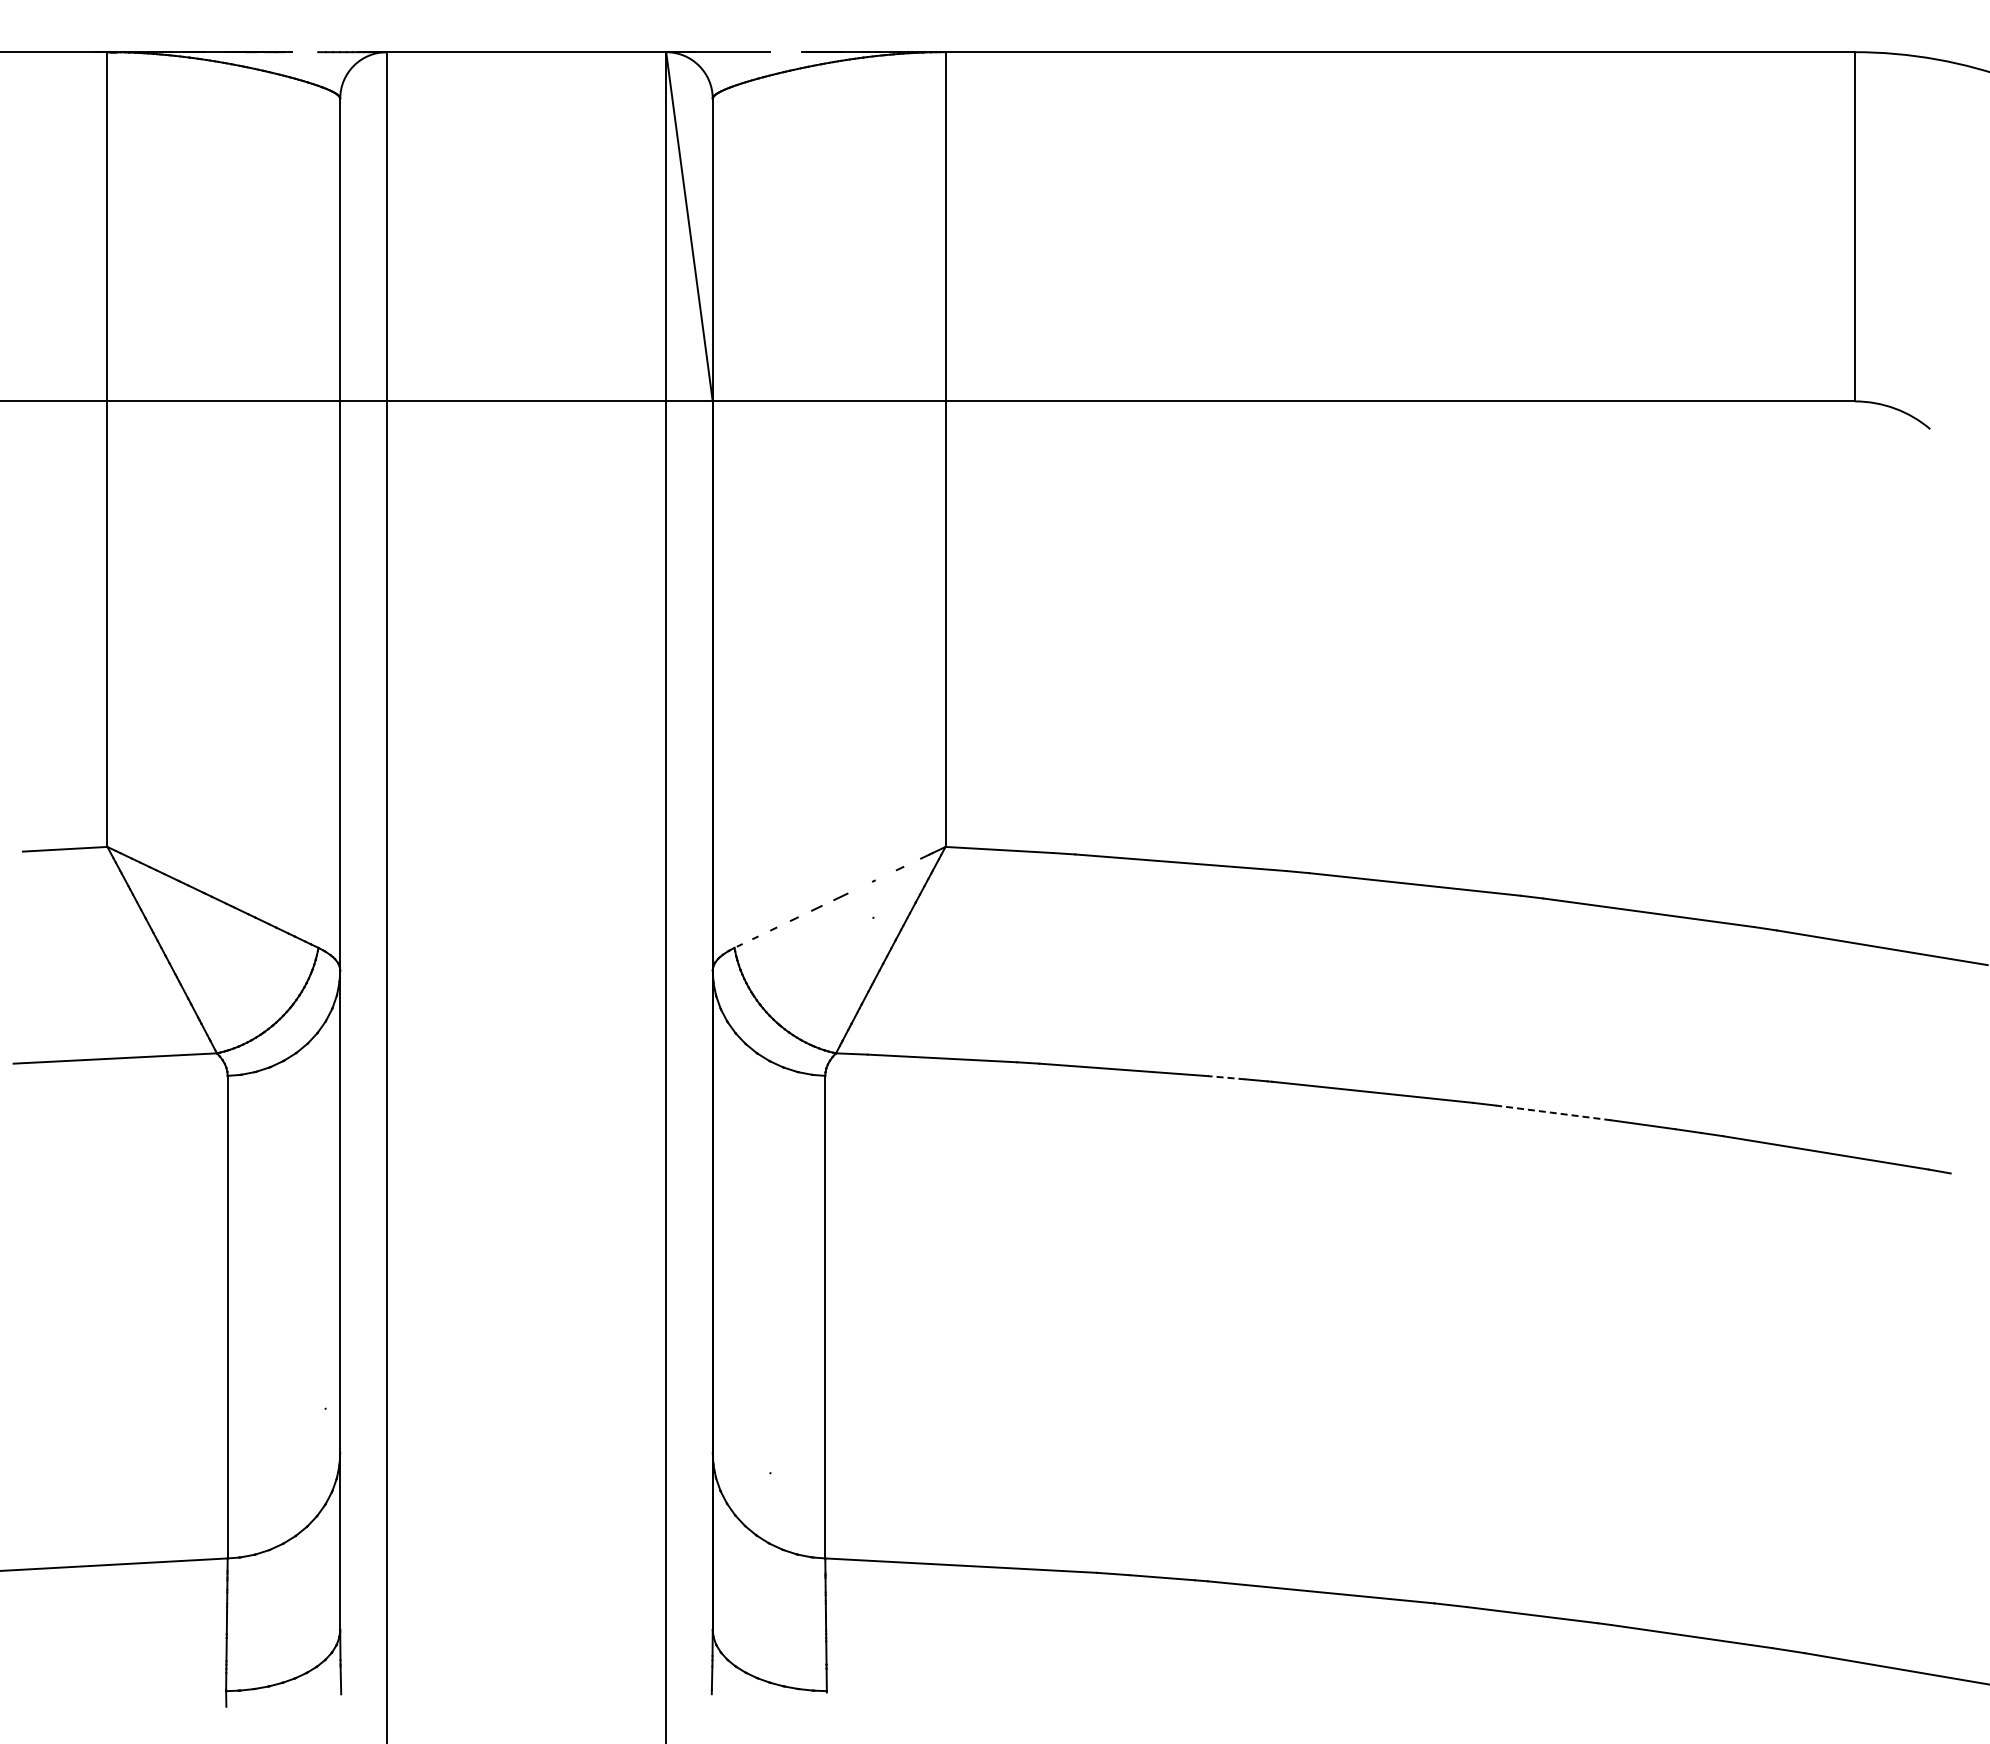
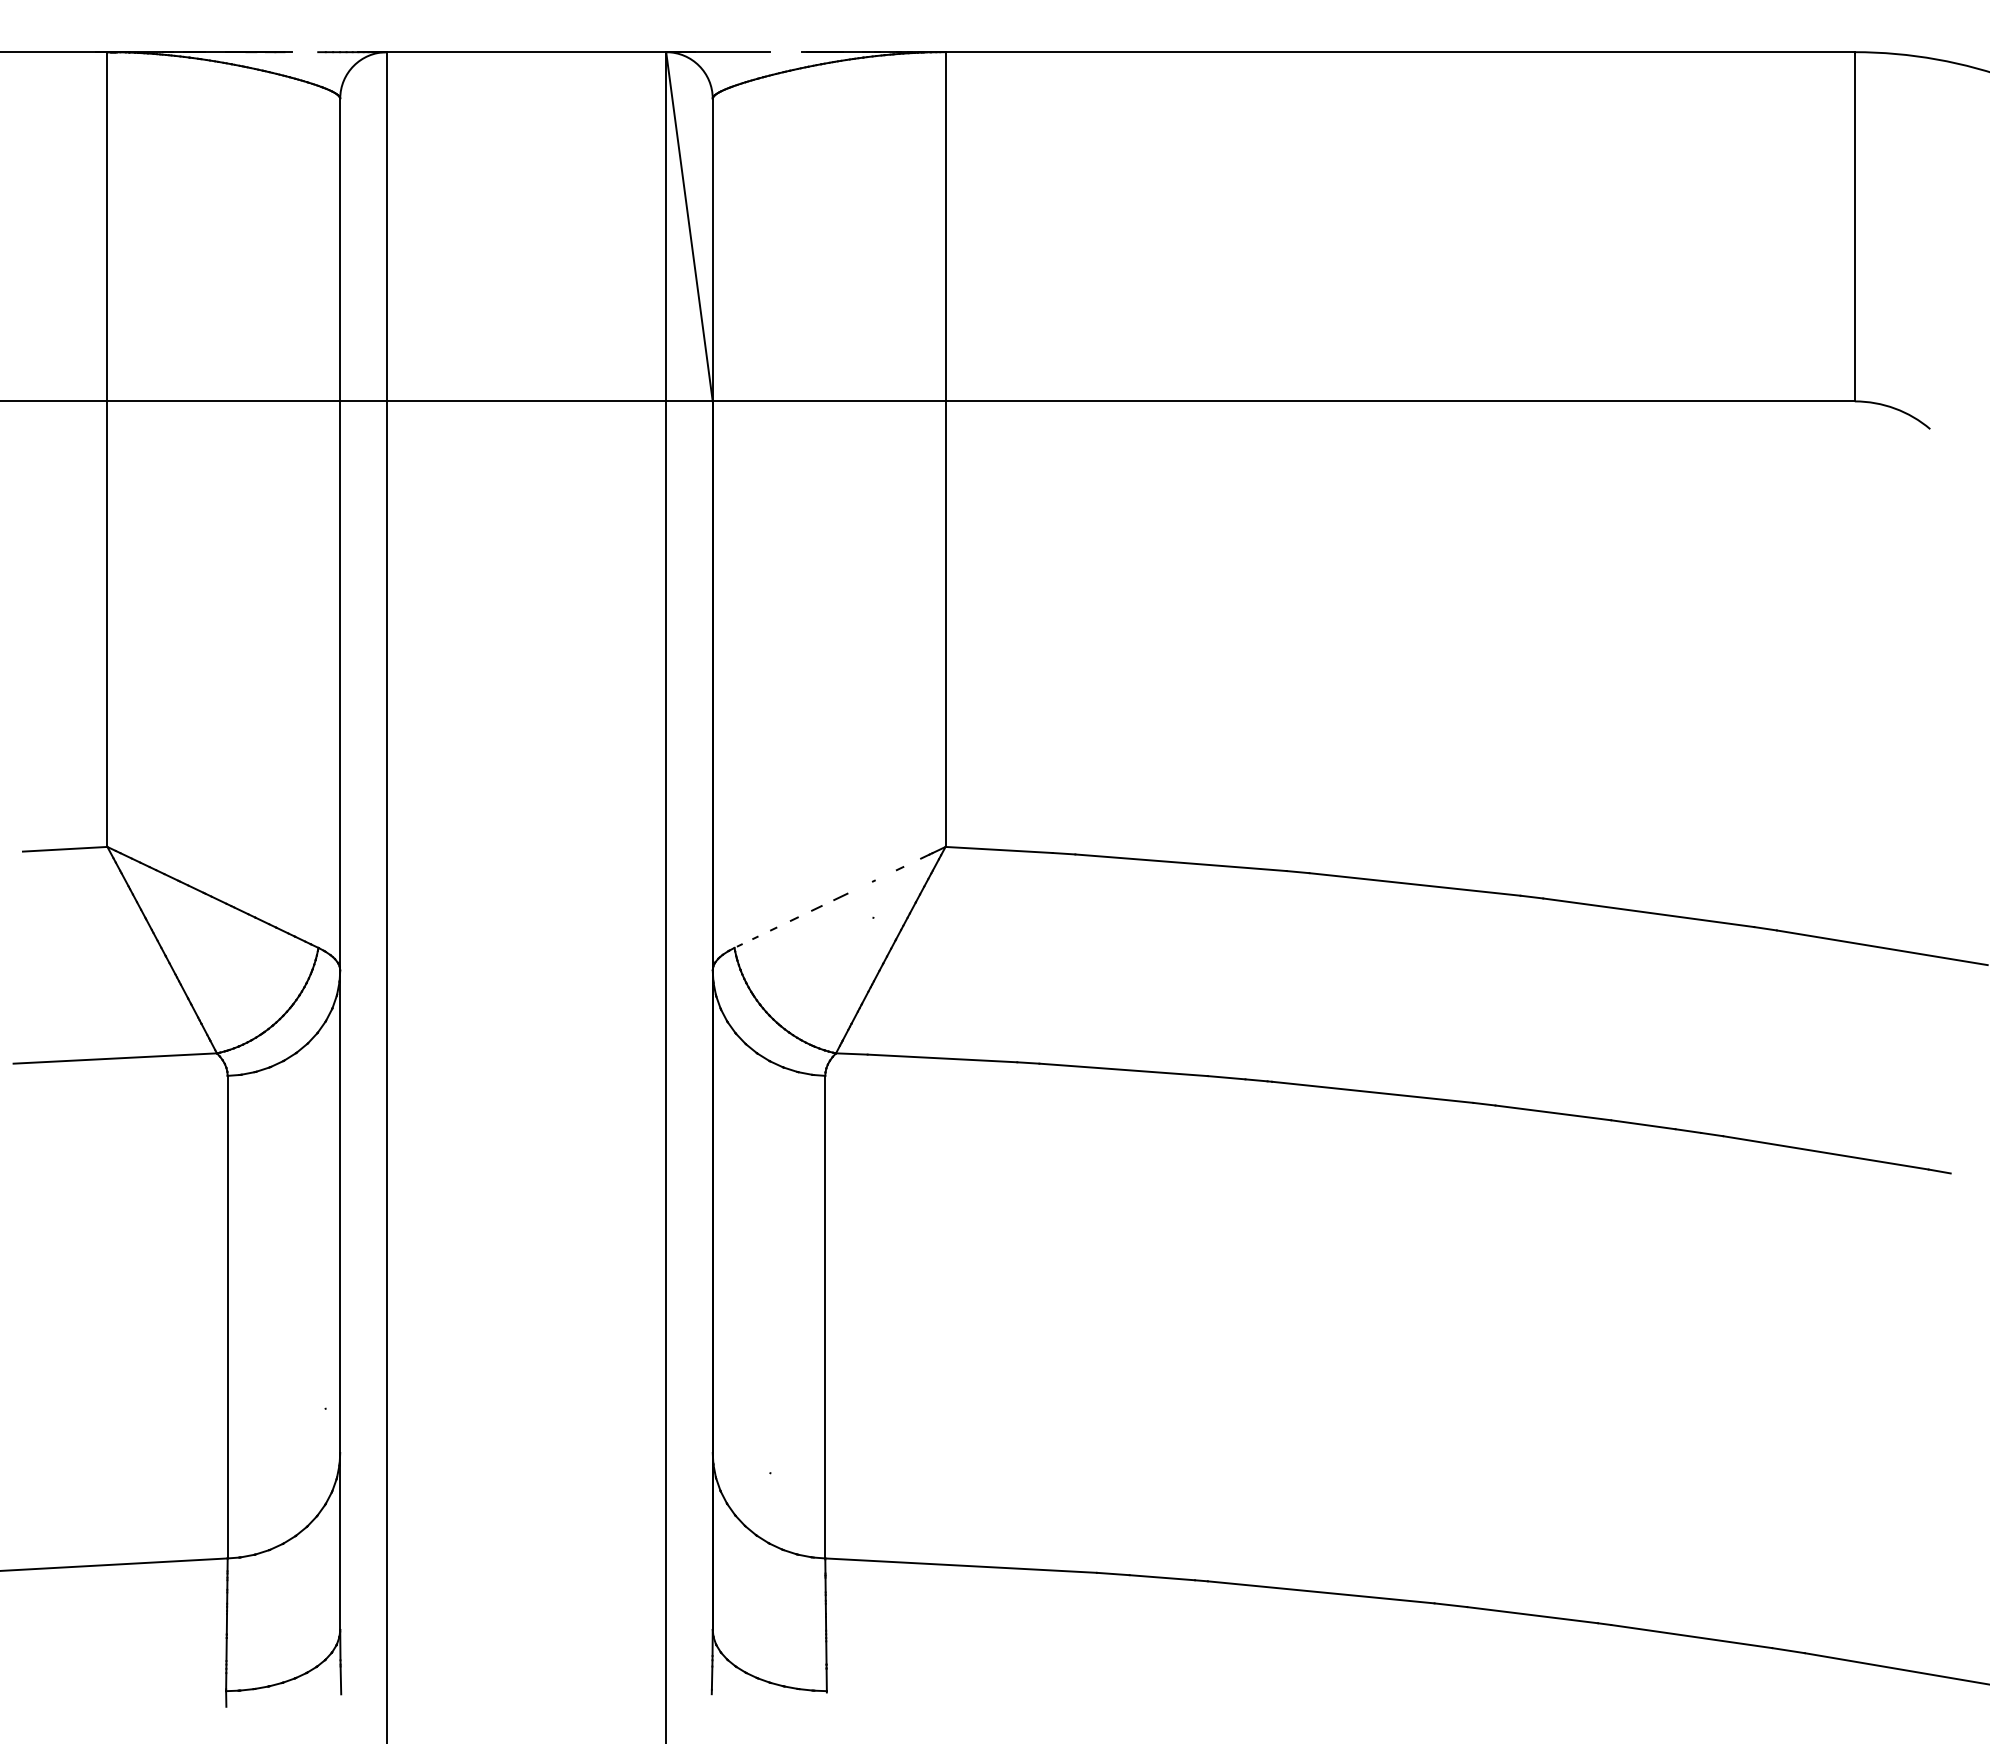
line: dashed -> solid (1226, 1077)
line: dashed -> solid (1552, 1112)
